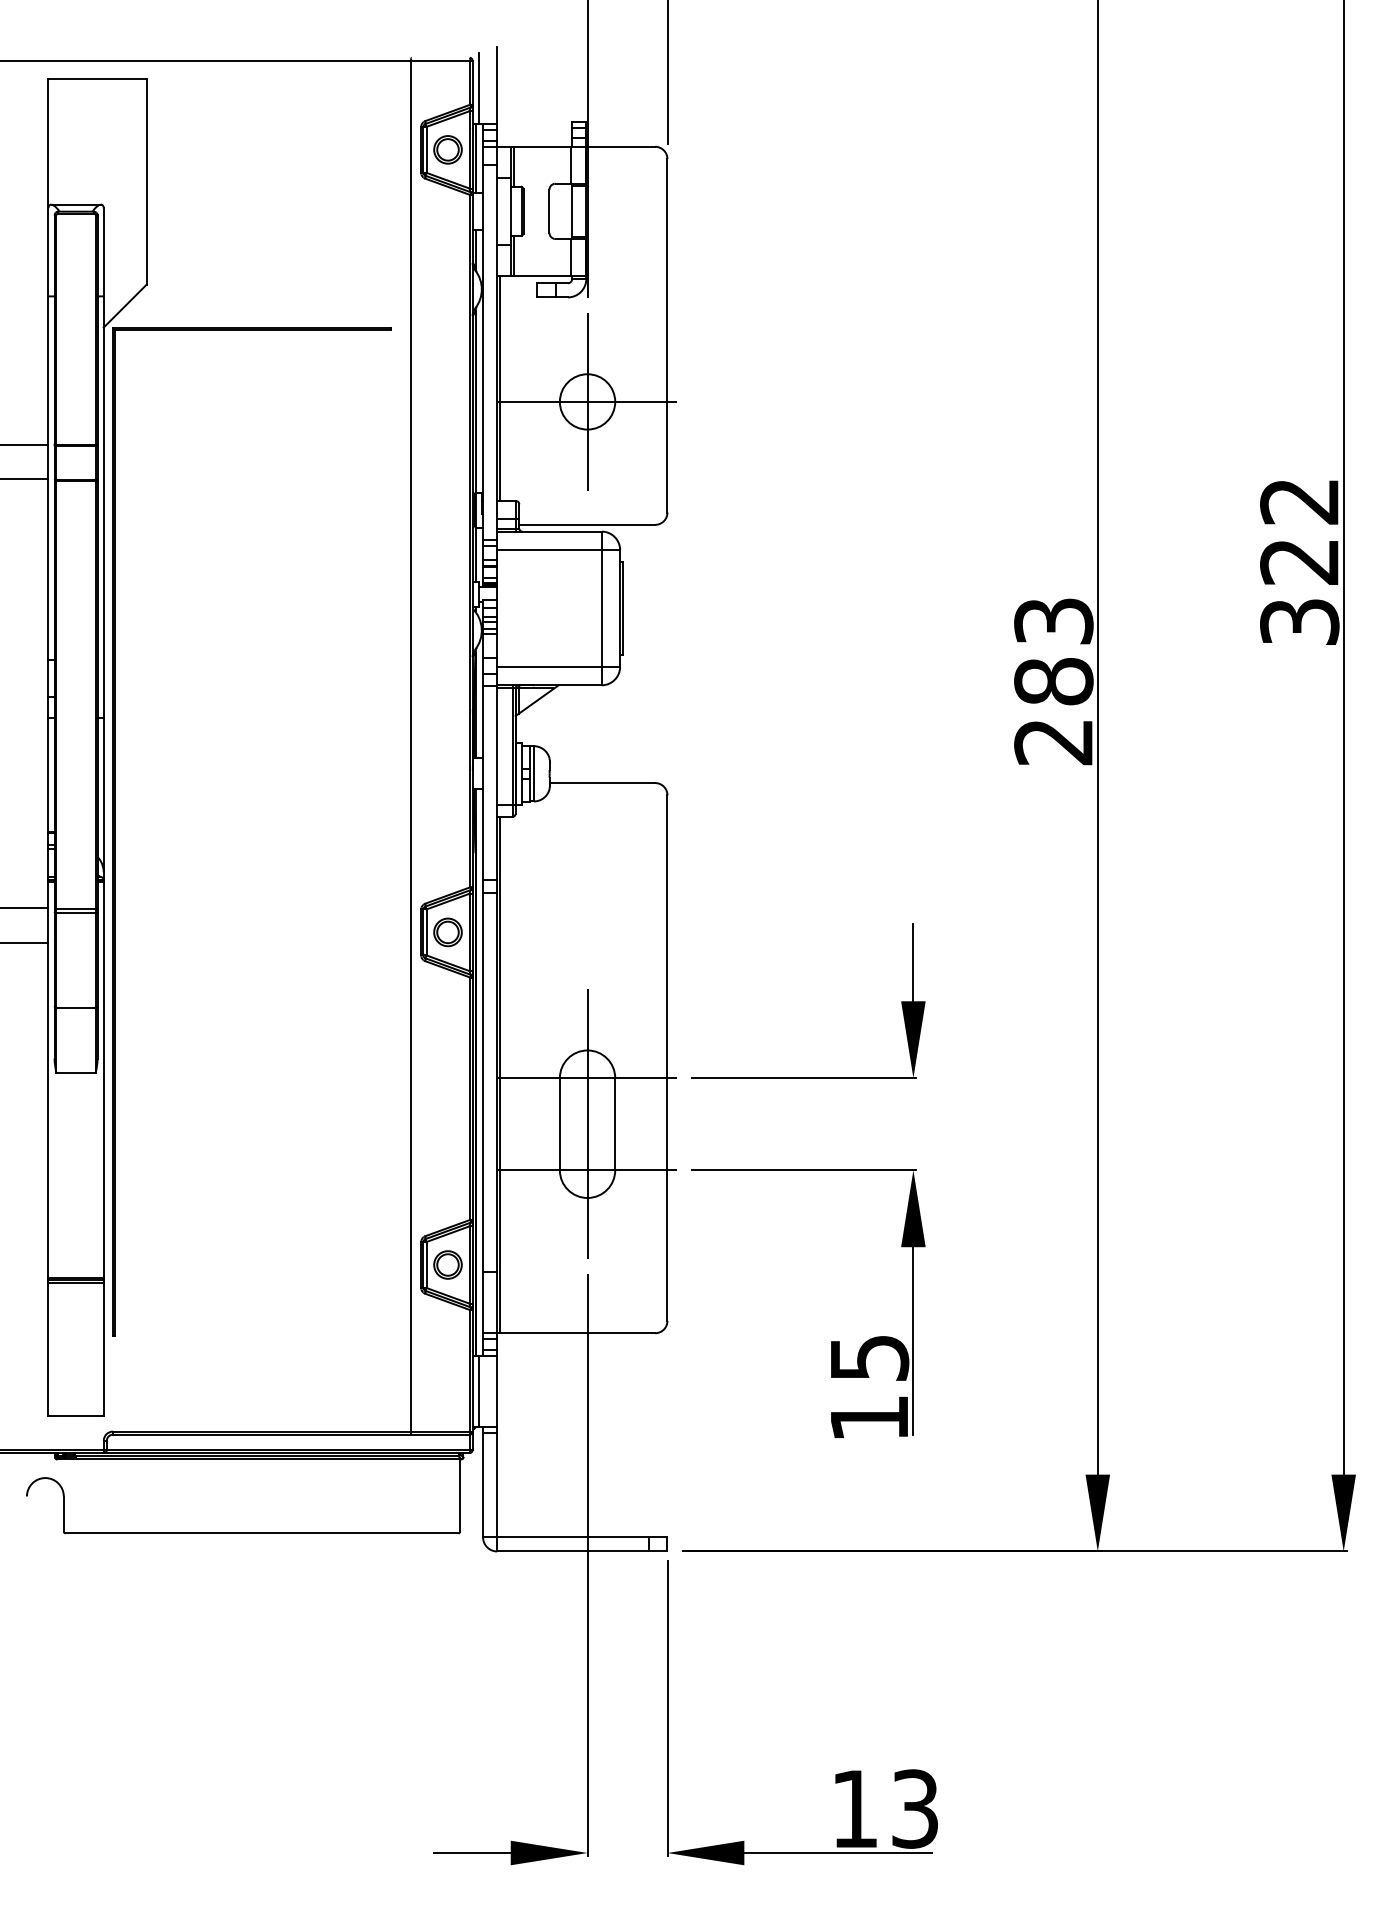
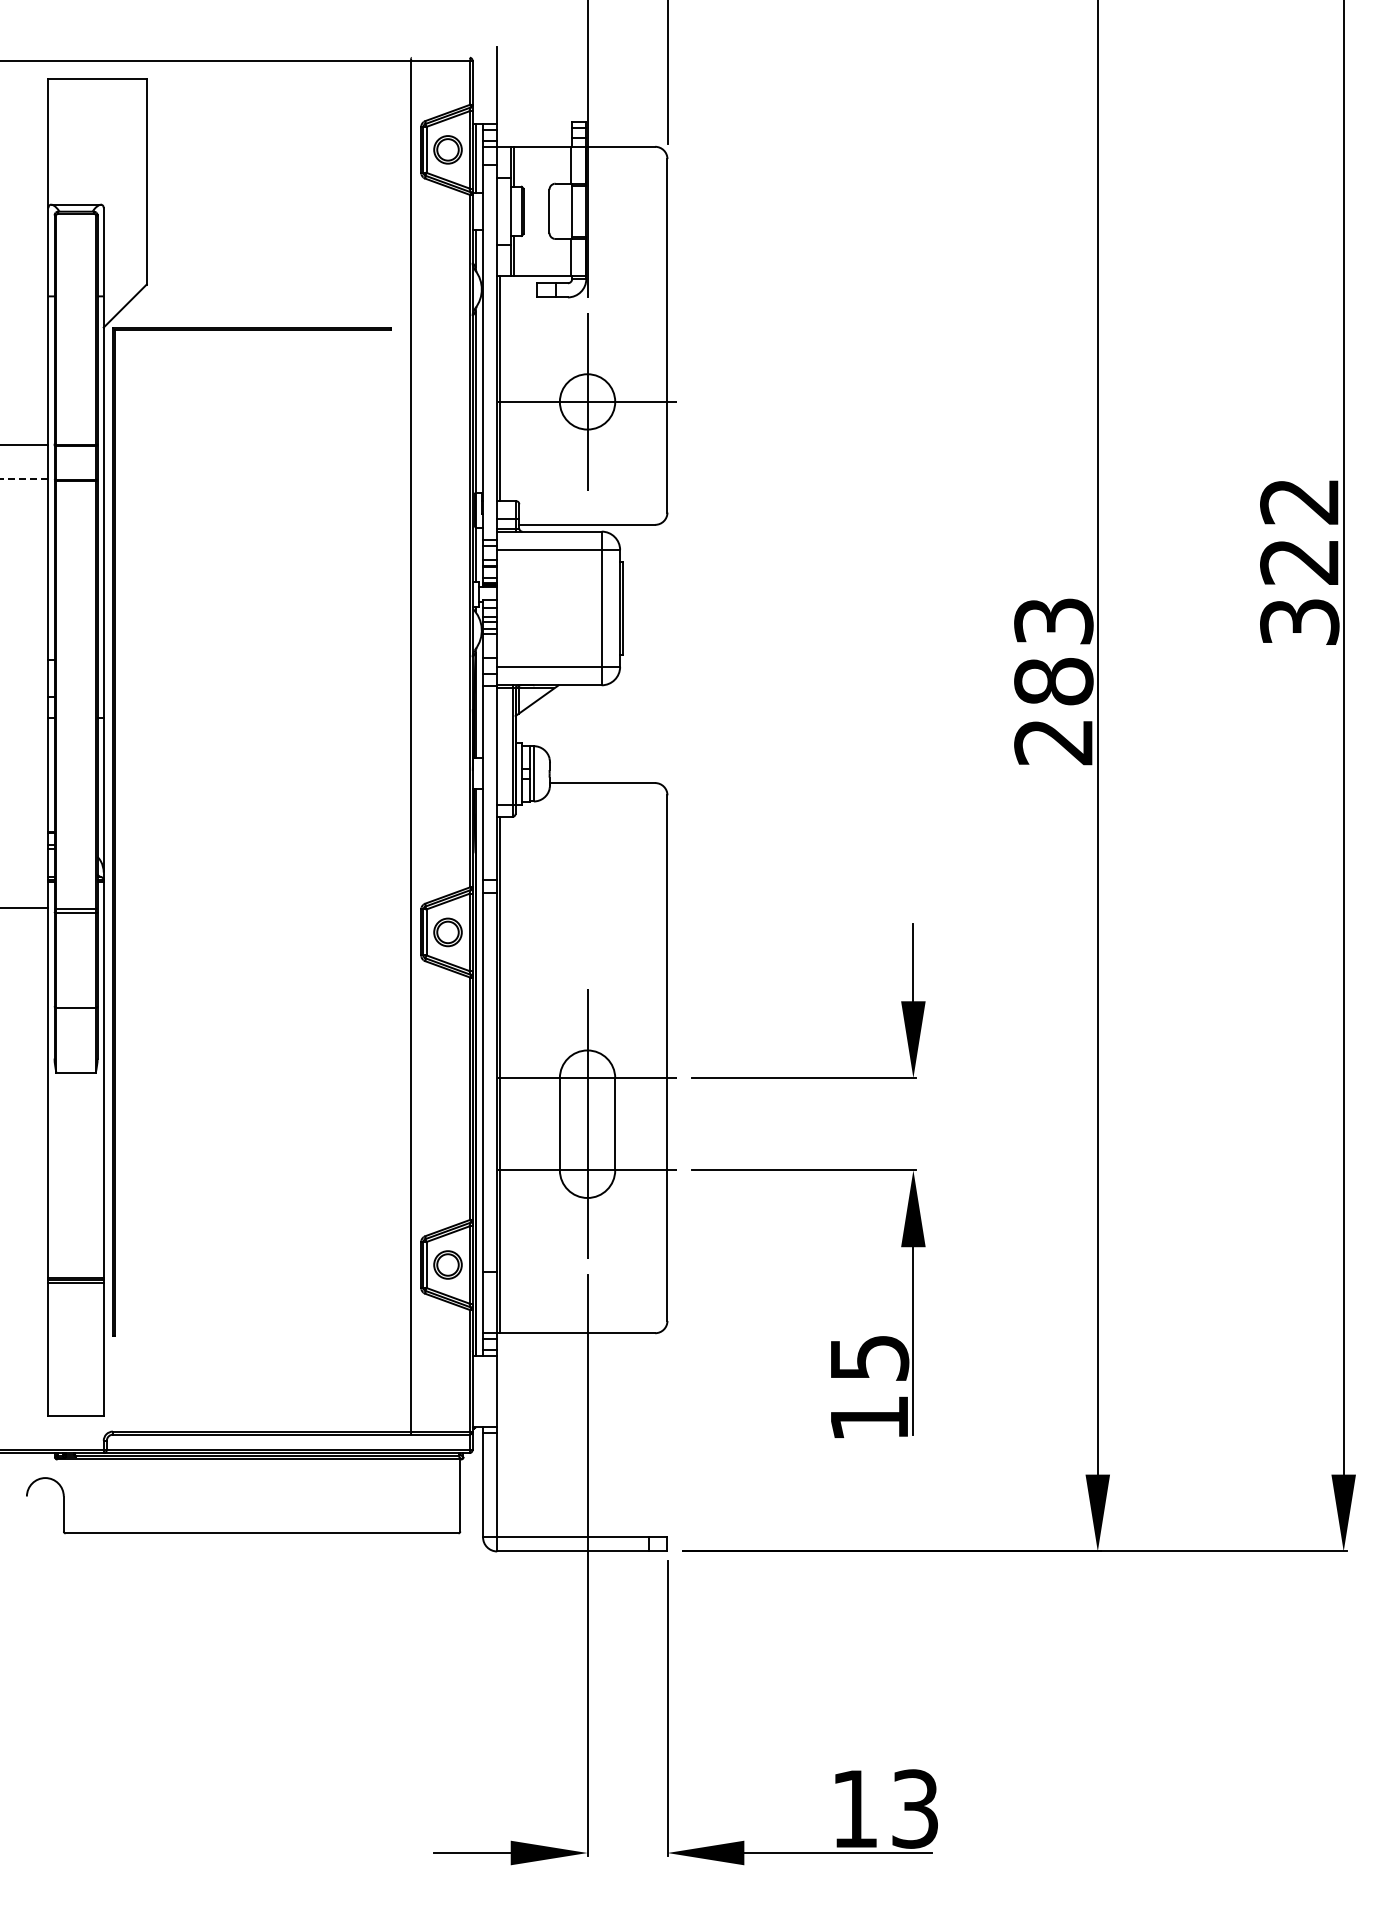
line: present -> none (478, 88)
line: solid -> dashed (24, 479)
line: present -> none (25, 942)
line: present -> none (478, 1391)
